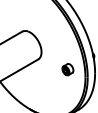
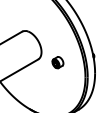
part position: (67, 69) -> (57, 62) (57, 62)
